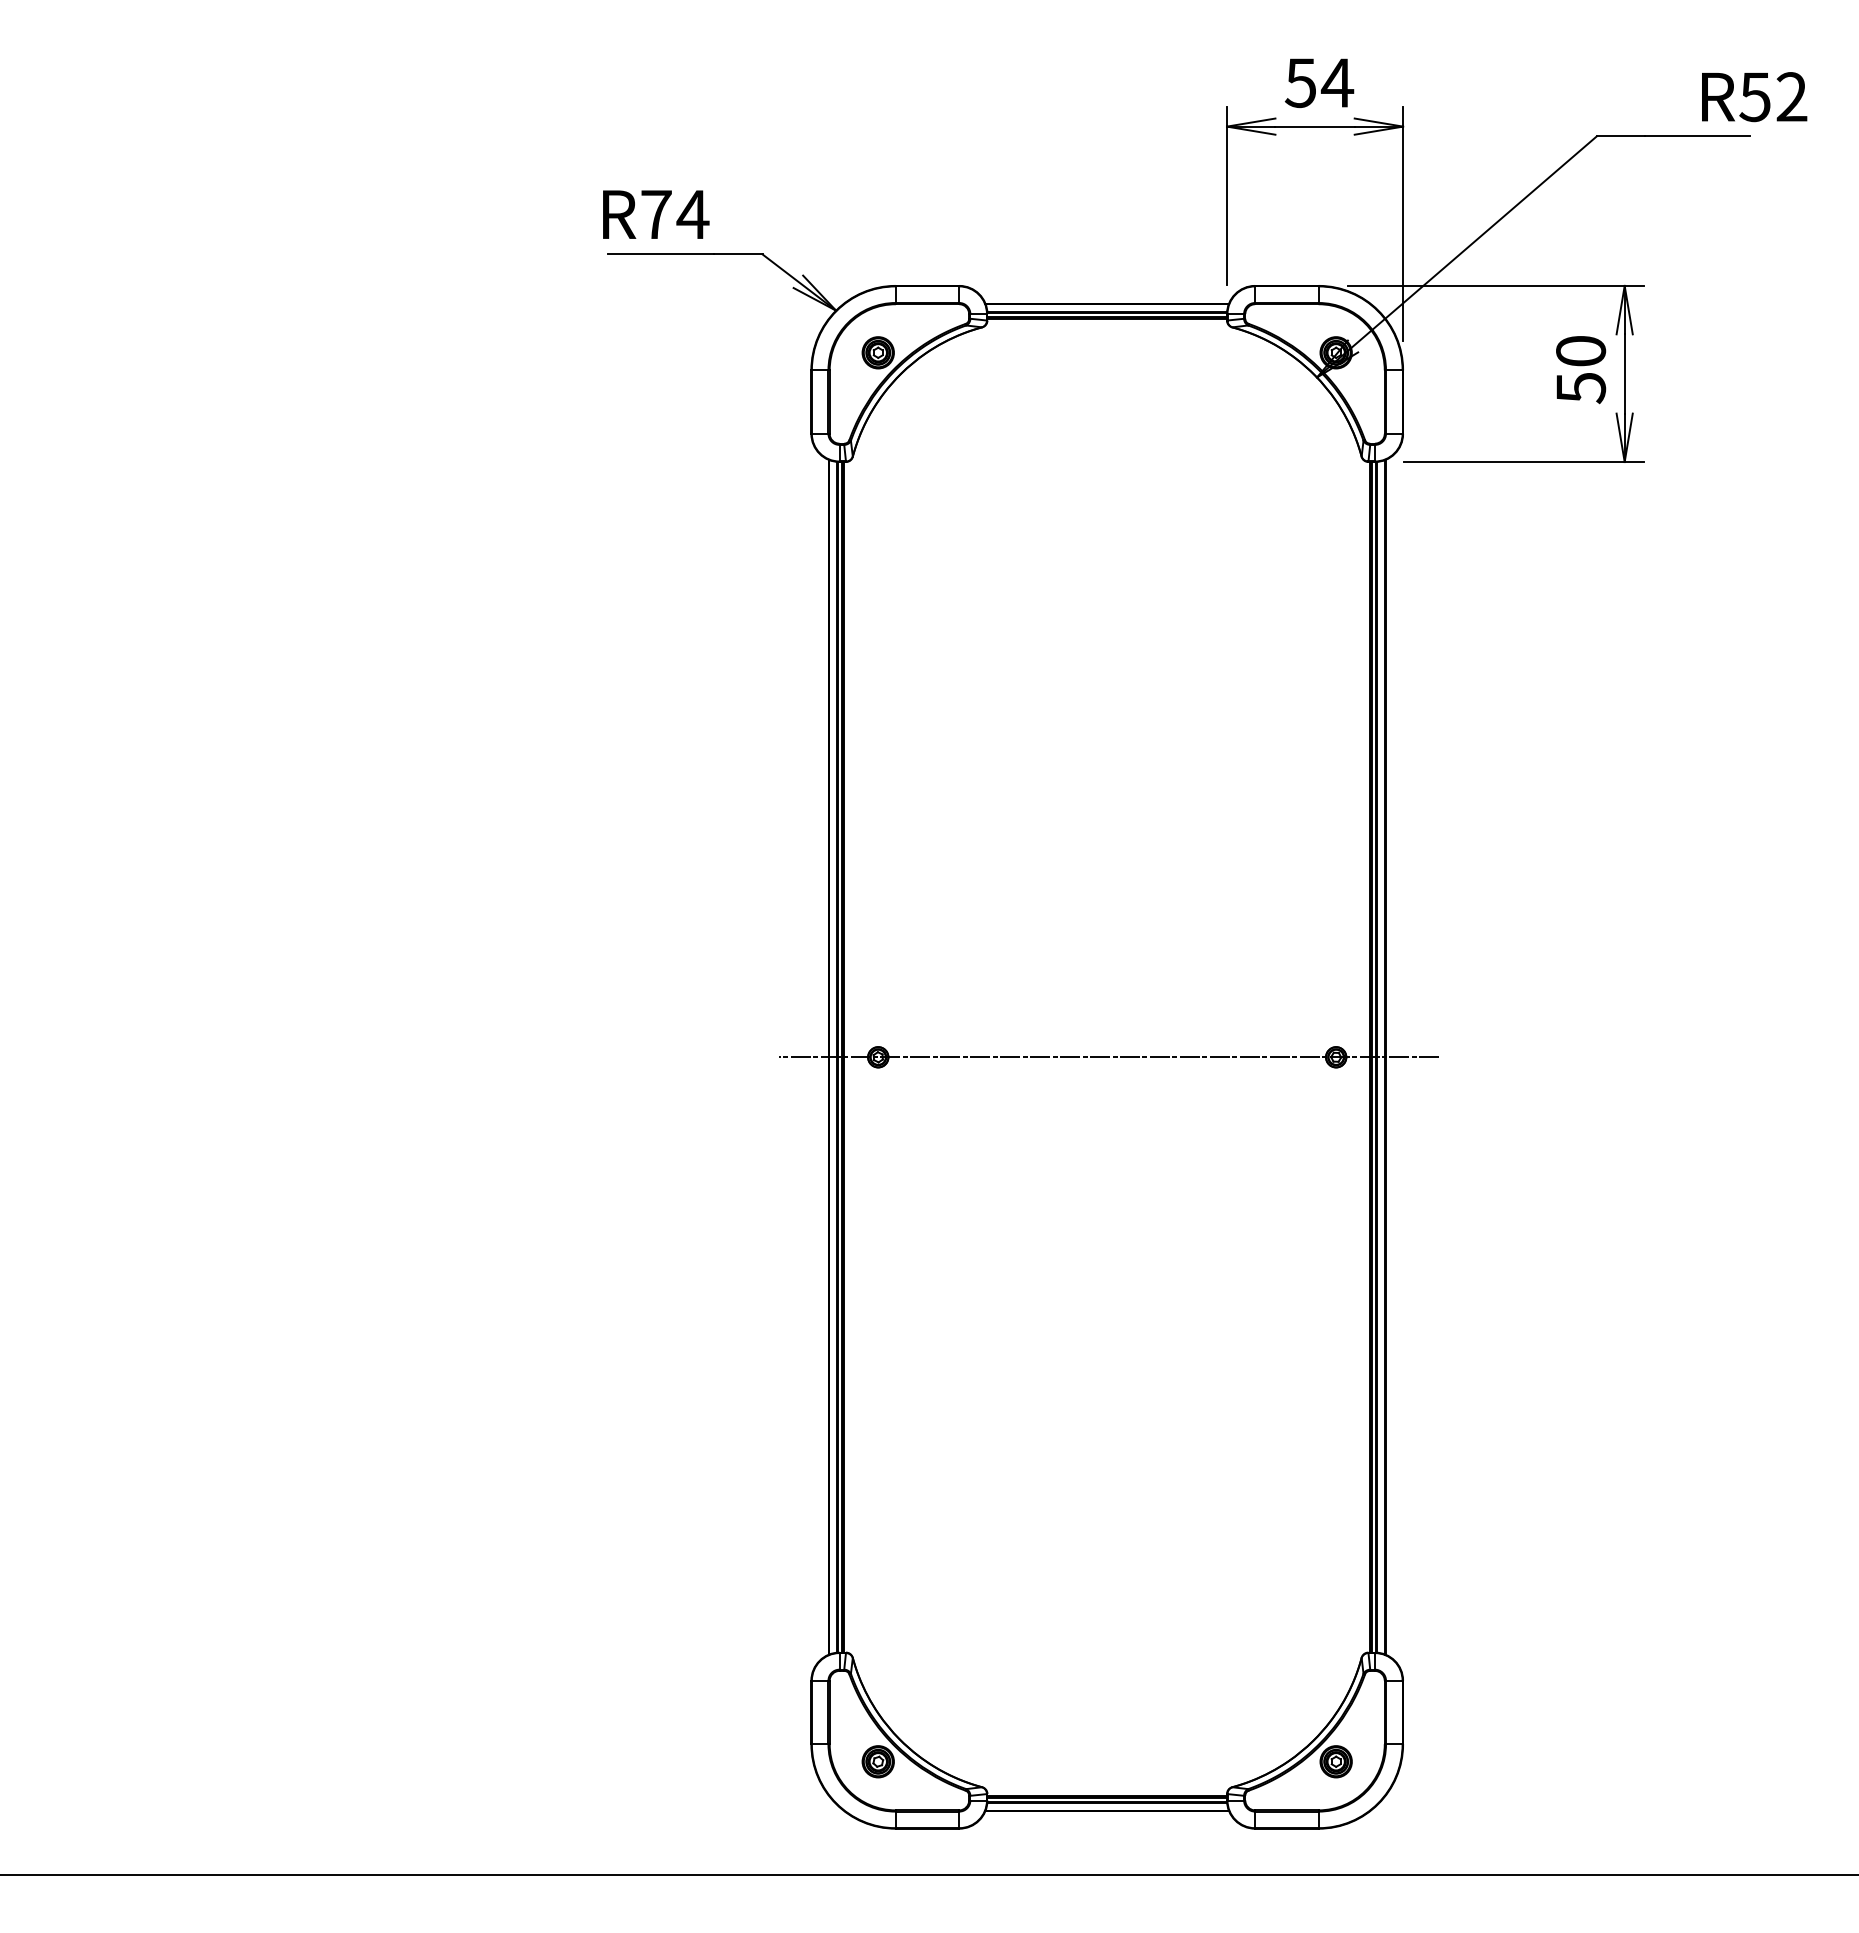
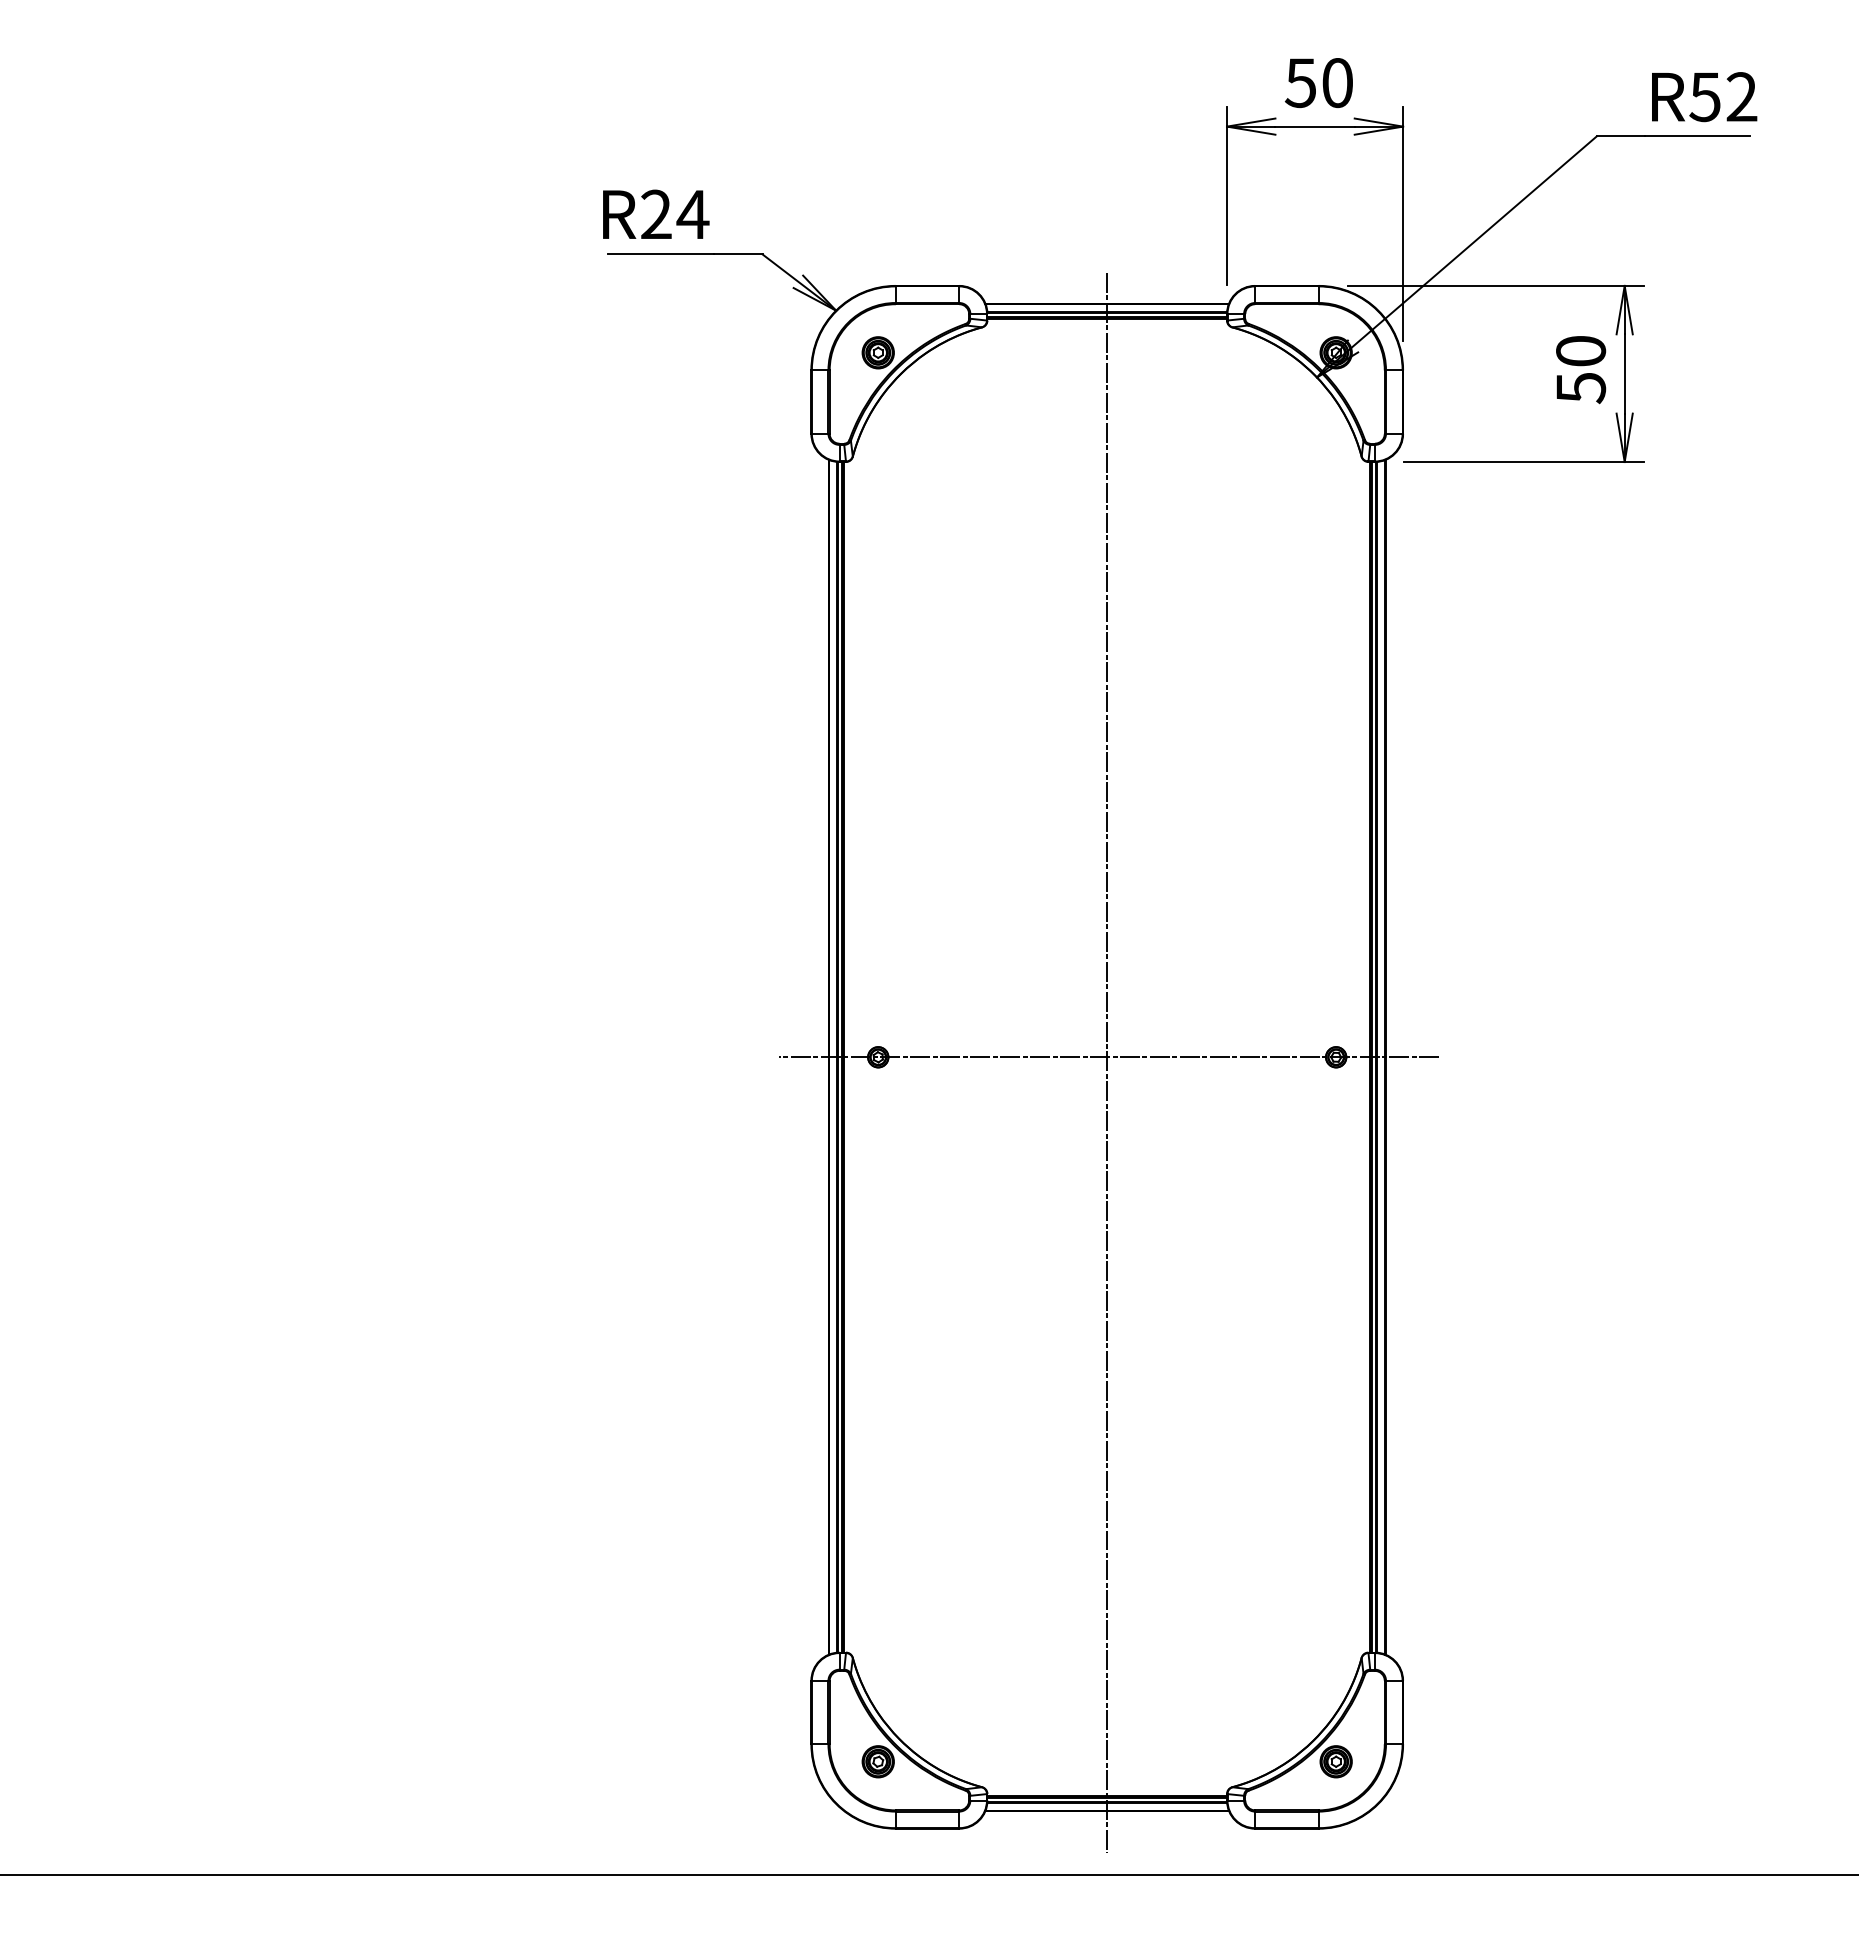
text: 54 -> 50 (1337, 83)
text position: (1754, 97) -> (1704, 97) (1704, 97)
text: R74 -> R24 (656, 213)
line: none -> present (1107, 1062)
